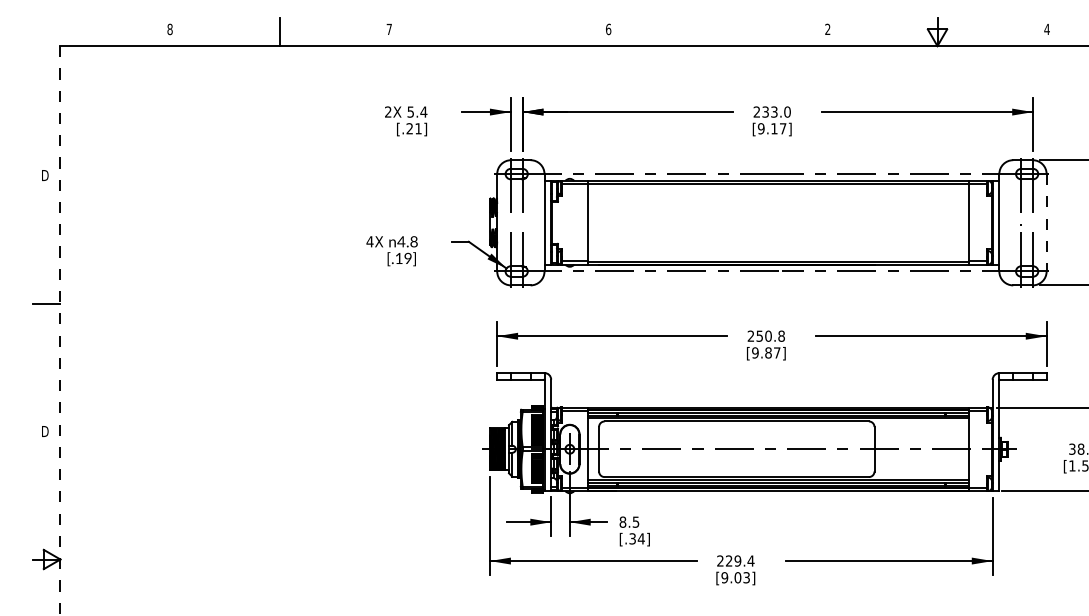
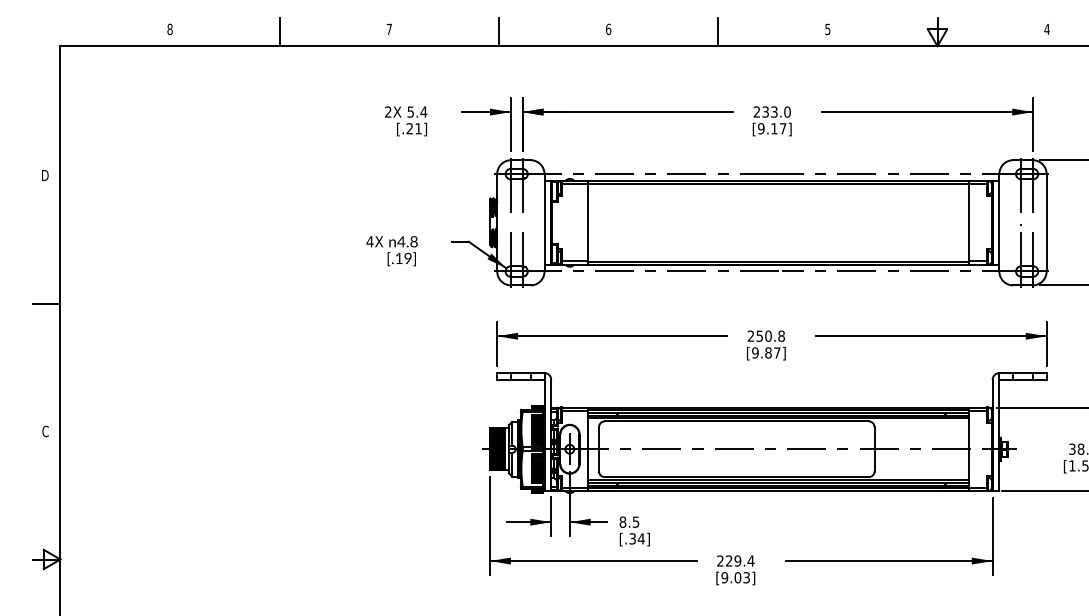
text: 2 -> 5 (827, 29)
line: none -> present (498, 32)
line: none -> present (718, 32)
line: dashed -> solid (1046, 222)
line: dashed -> solid (60, 331)
text: D -> C (45, 431)
